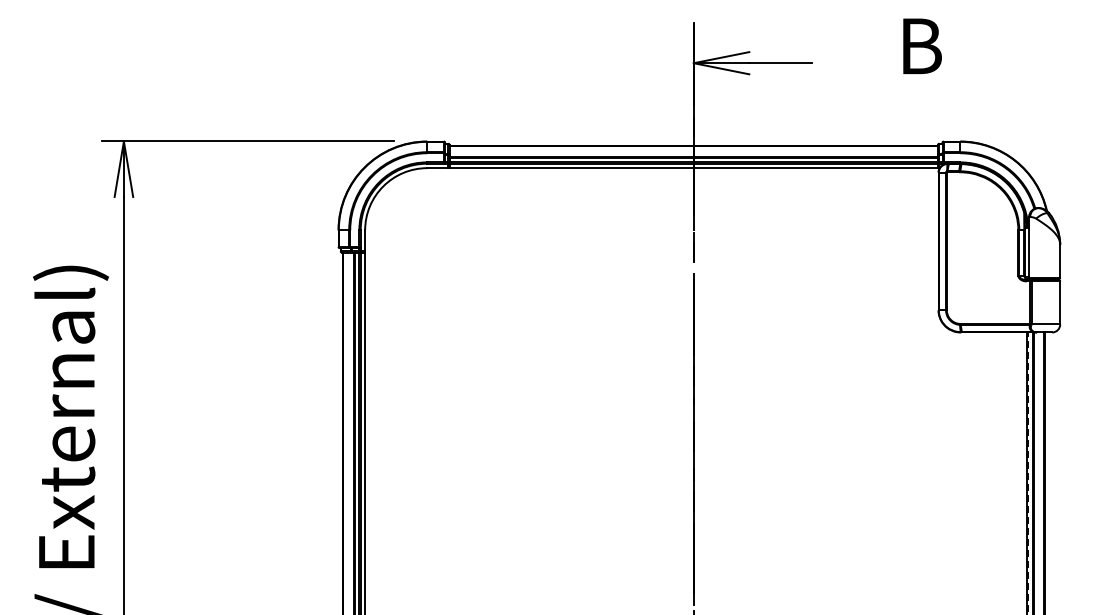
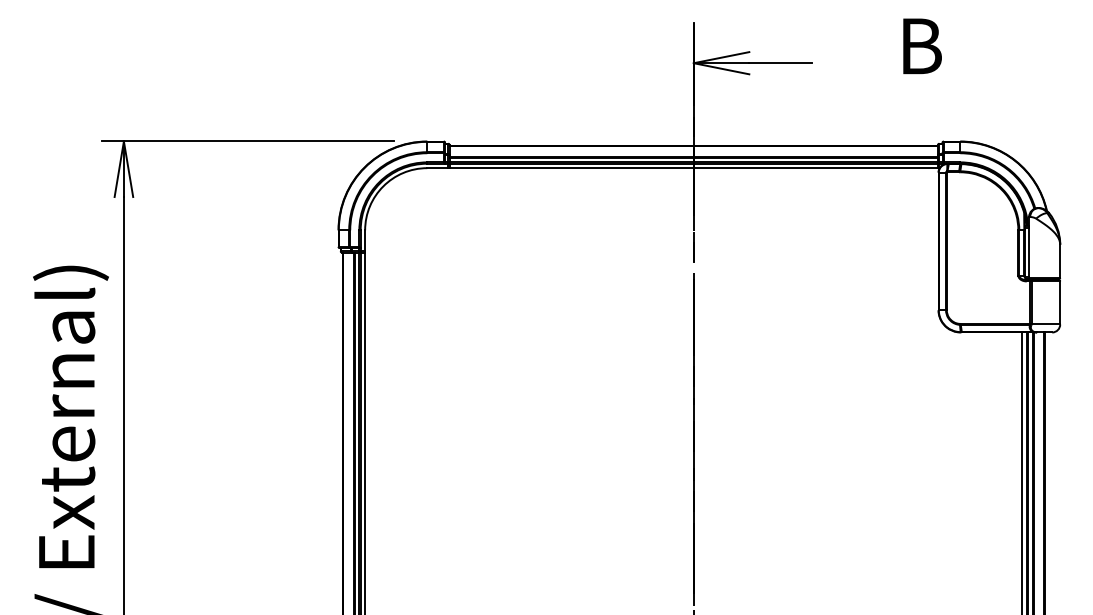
line: none -> present (1022, 471)
line: dashed -> solid (1028, 473)
